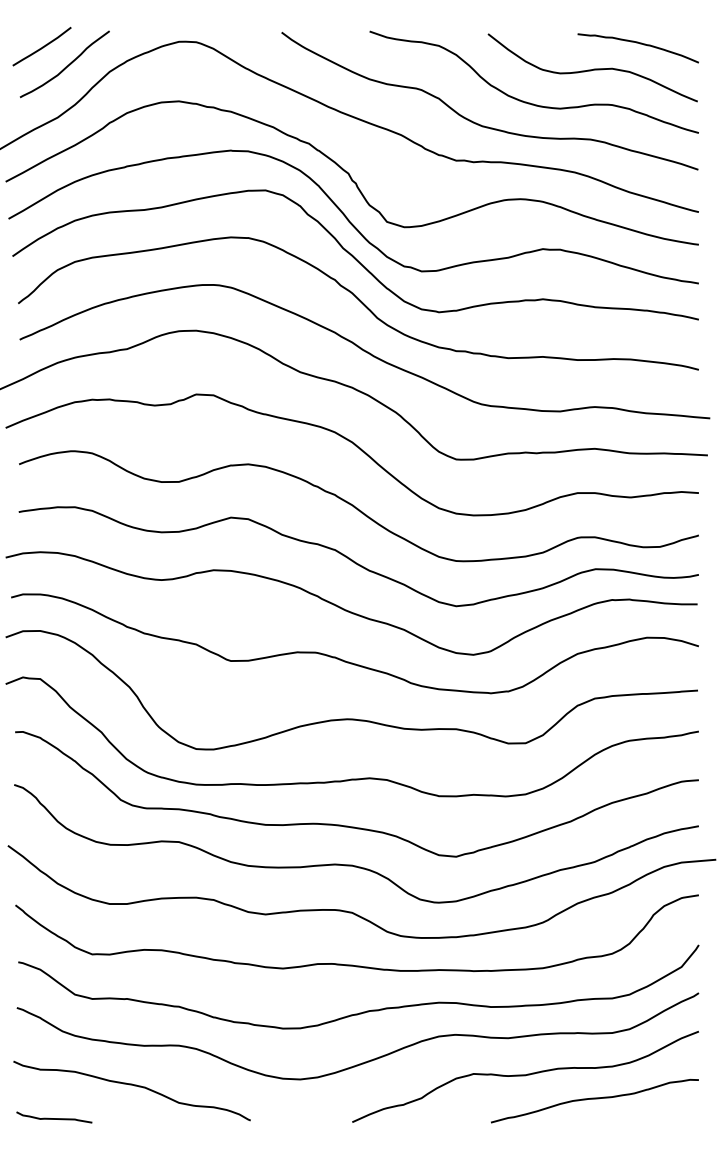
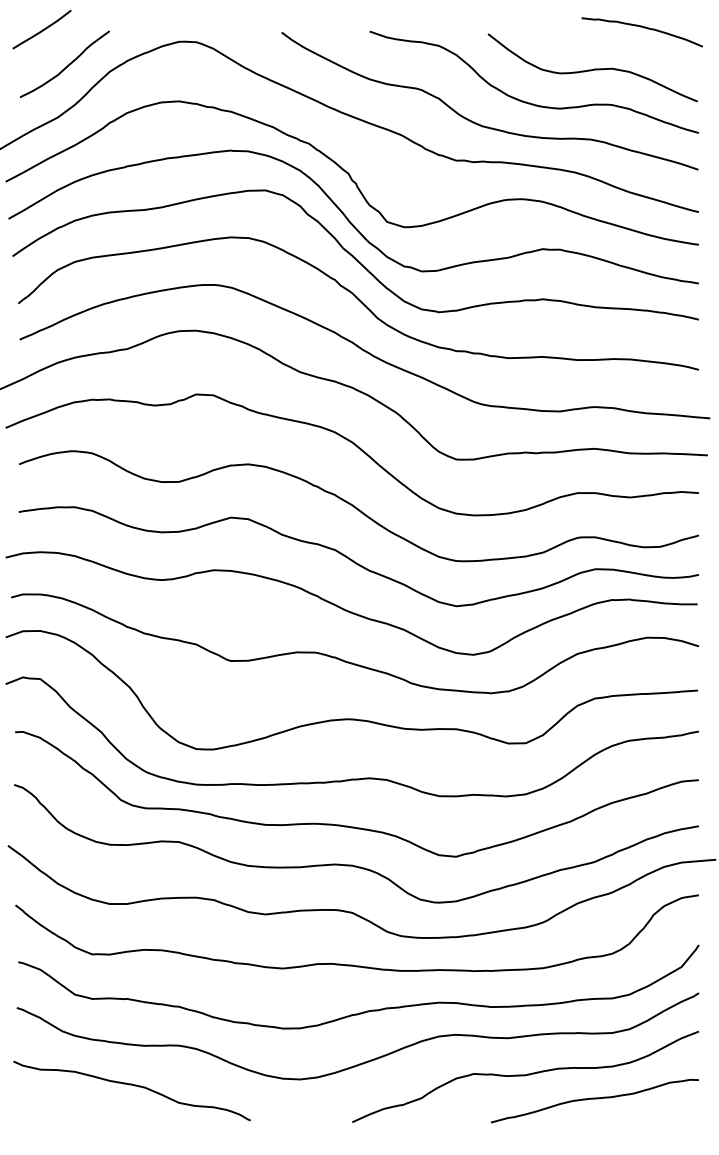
curve position: (637, 43) -> (641, 27) (641, 27)
curve position: (42, 46) -> (42, 29) (42, 29)
curve: present -> none (54, 1118)
